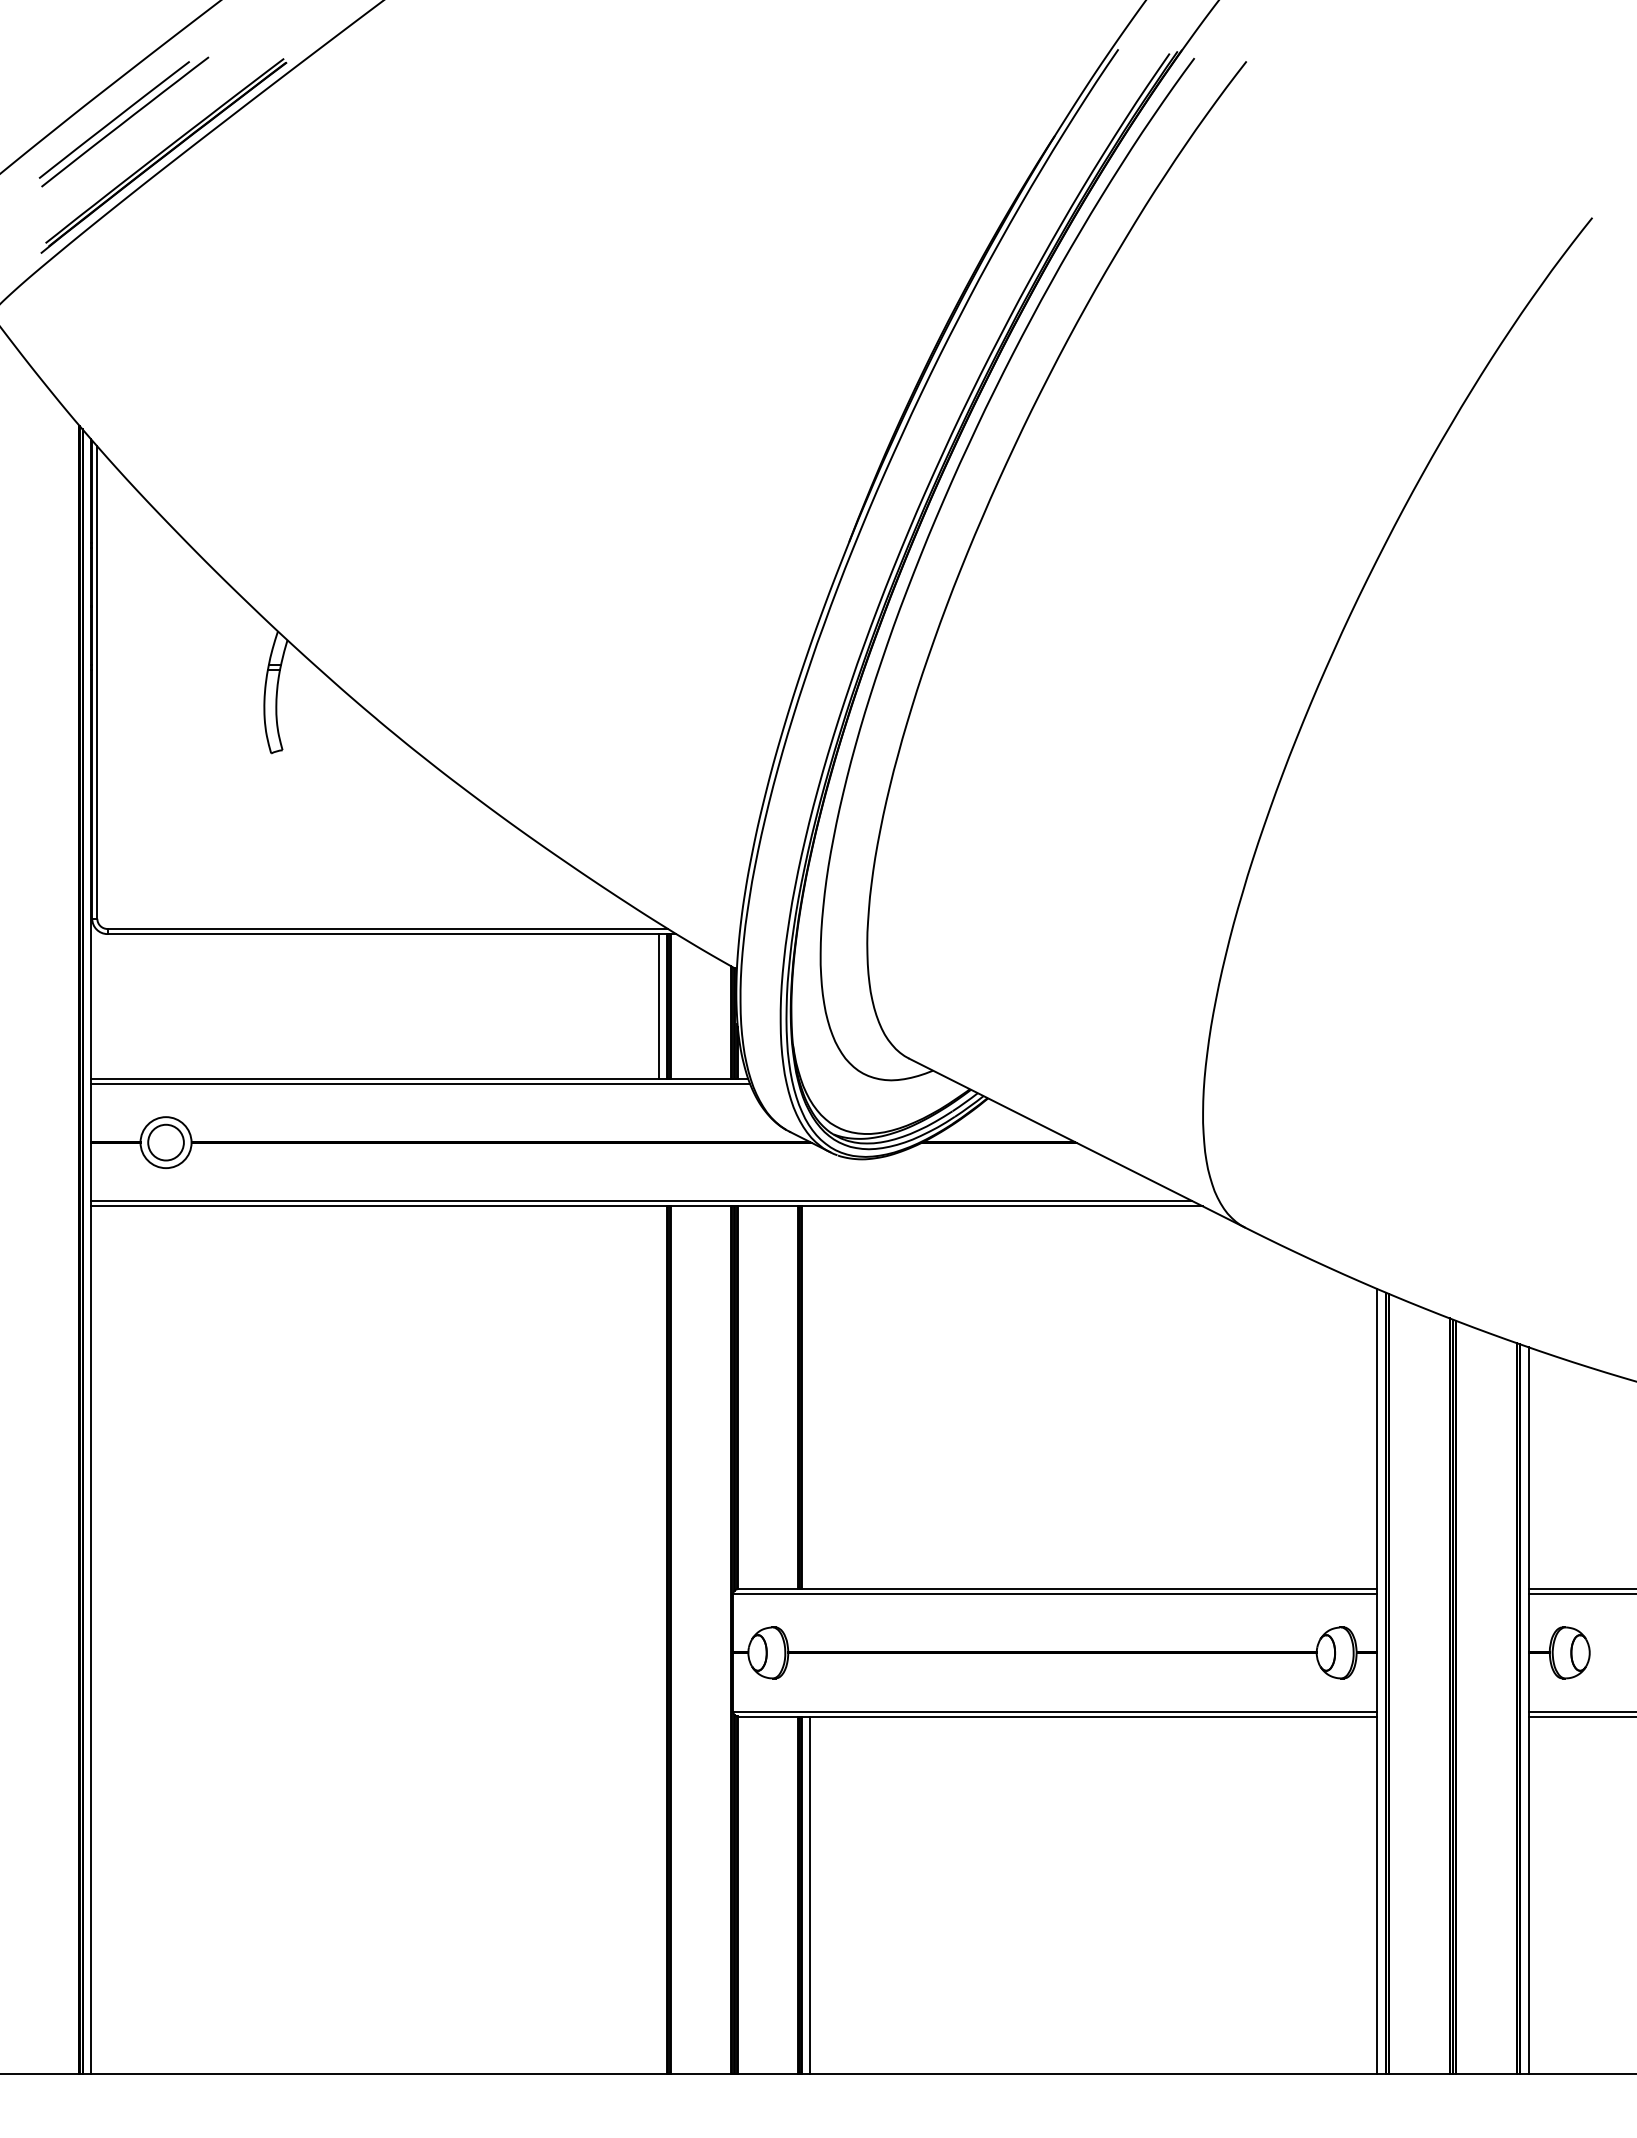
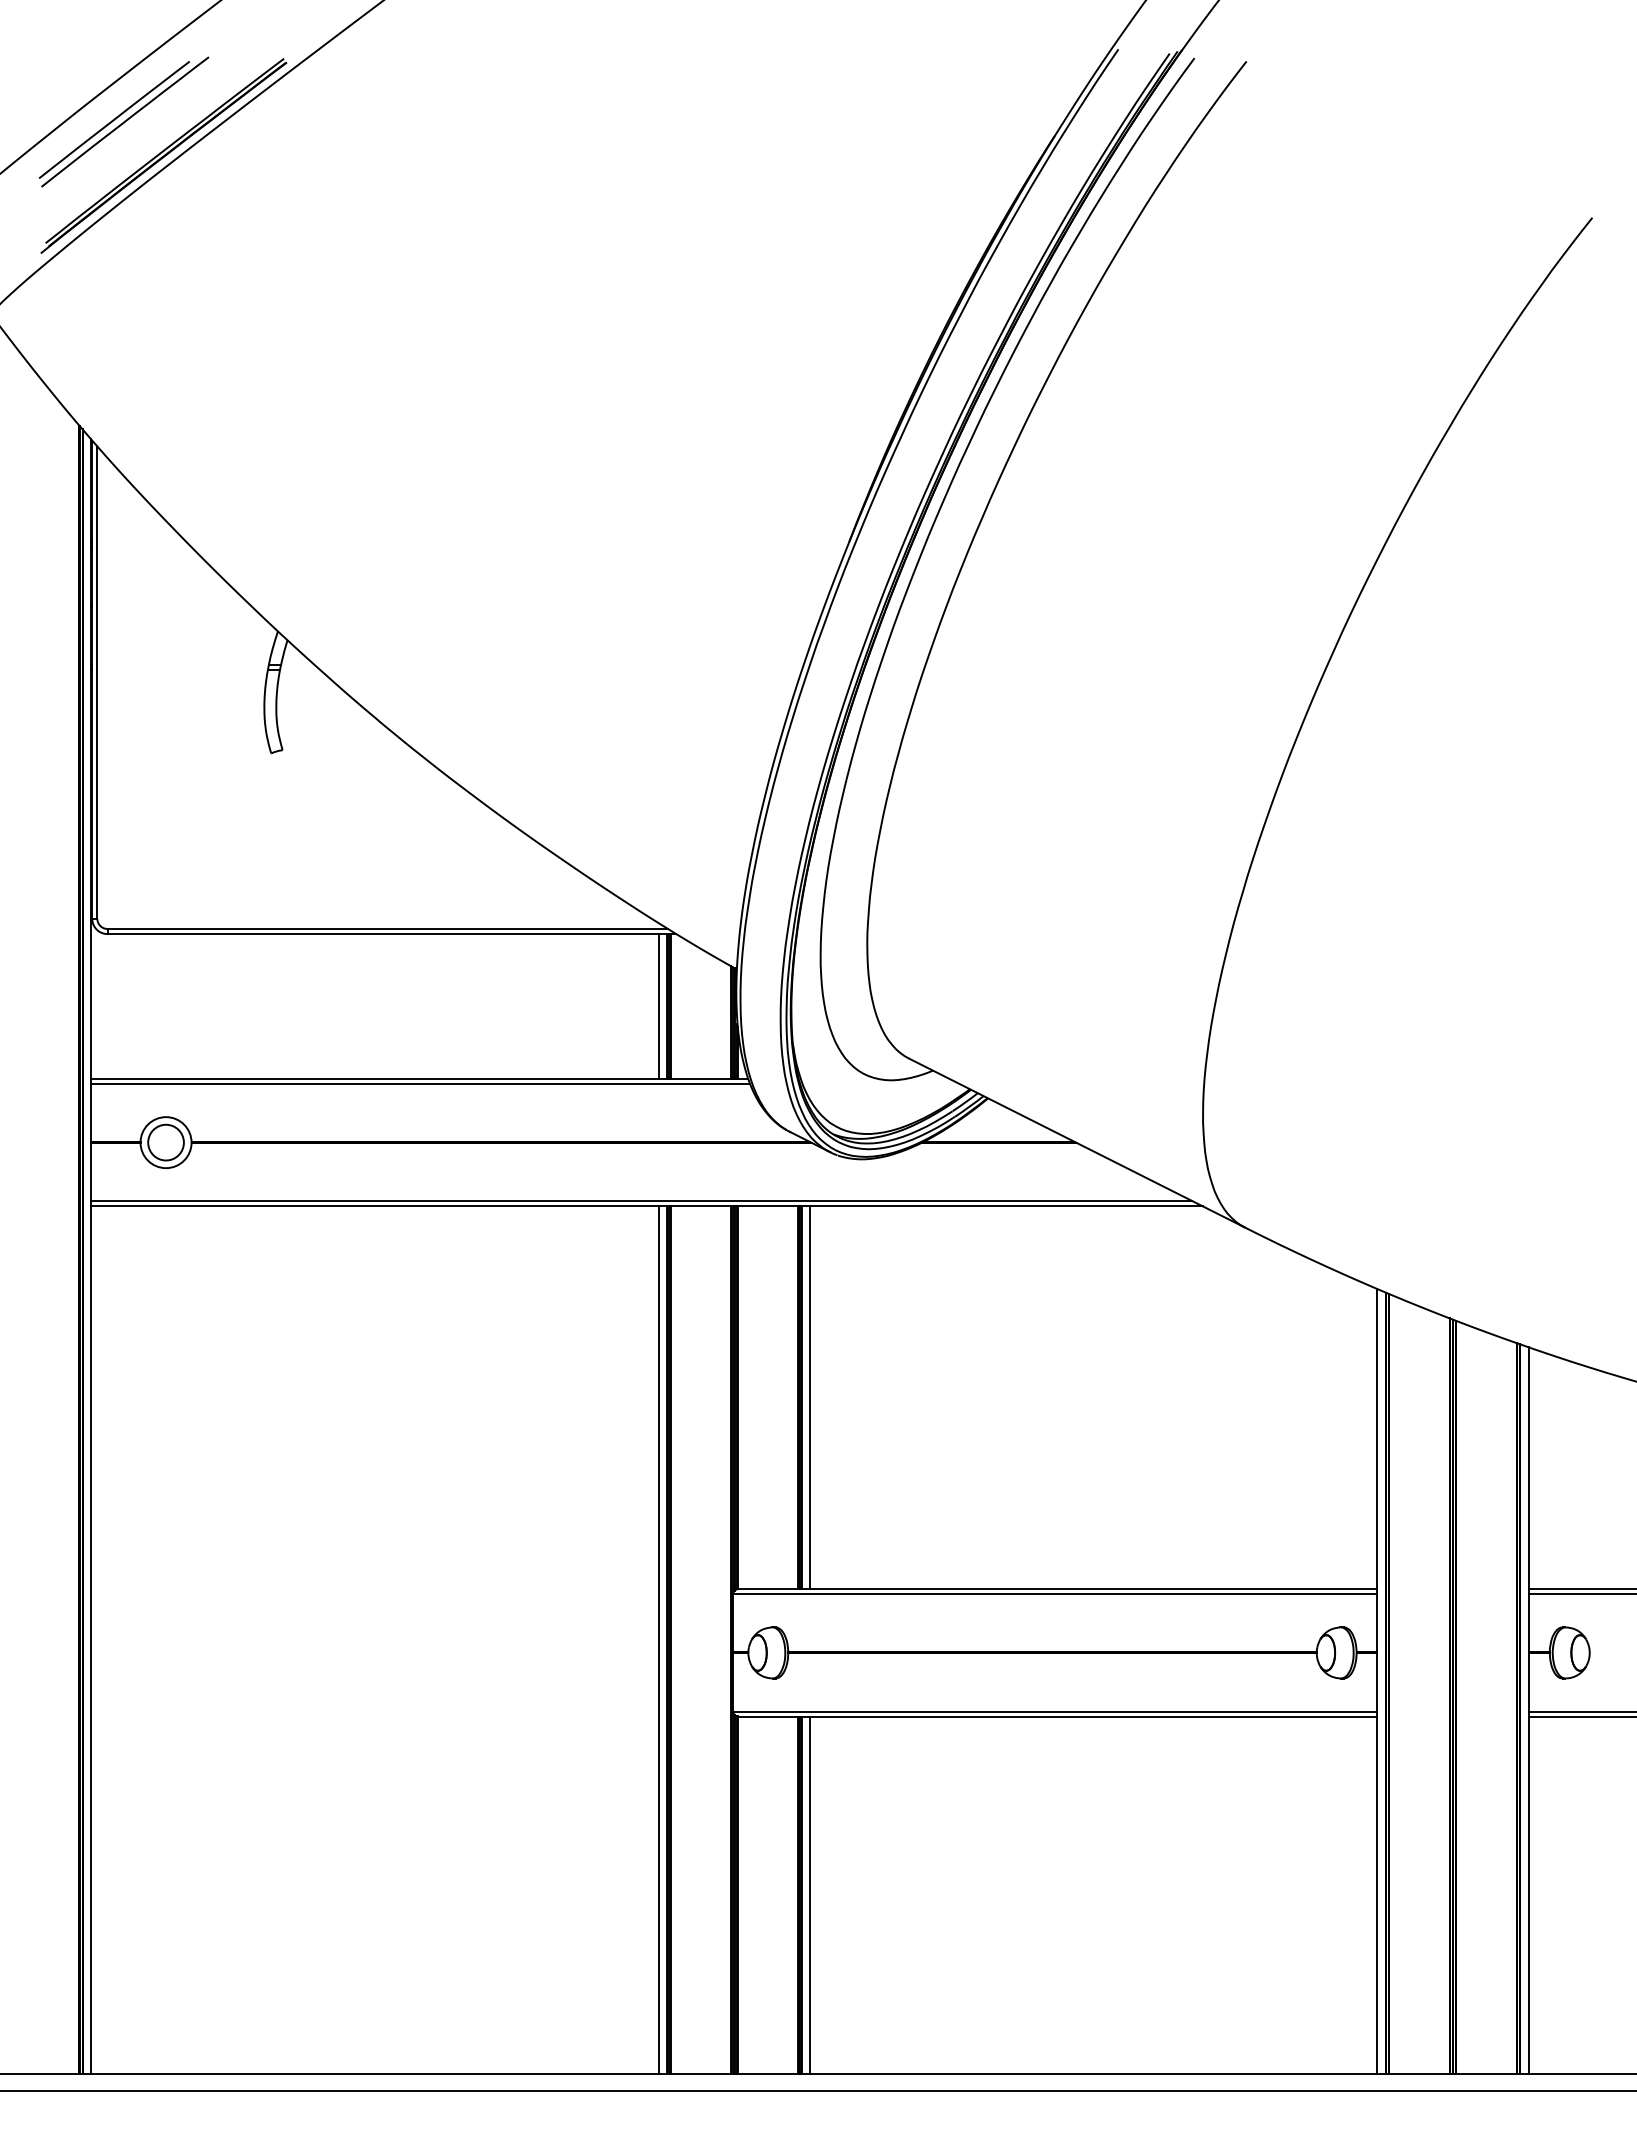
line: none -> present (810, 1397)
line: none -> present (658, 1639)
line: none -> present (817, 2090)
